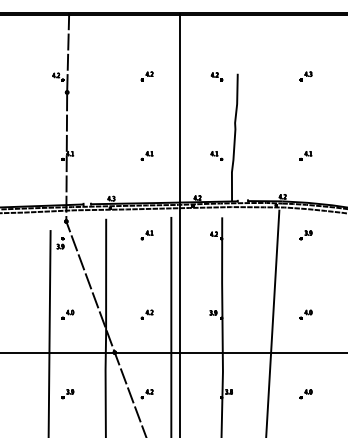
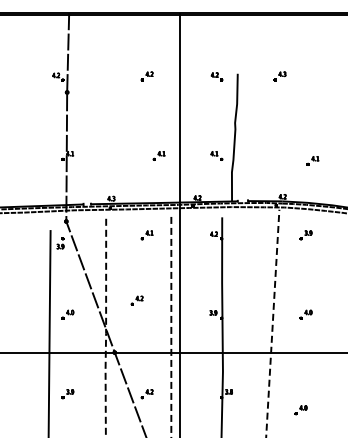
part position: (305, 76) -> (279, 76) (279, 76)
part position: (146, 155) -> (158, 155) (158, 155)
part position: (305, 155) -> (312, 160) (312, 160)
part position: (146, 314) -> (136, 300) (136, 300)
line: solid -> dashed (272, 323)
line: solid -> dashed (171, 327)
line: solid -> dashed (106, 329)
part position: (305, 394) -> (300, 410) (300, 410)
